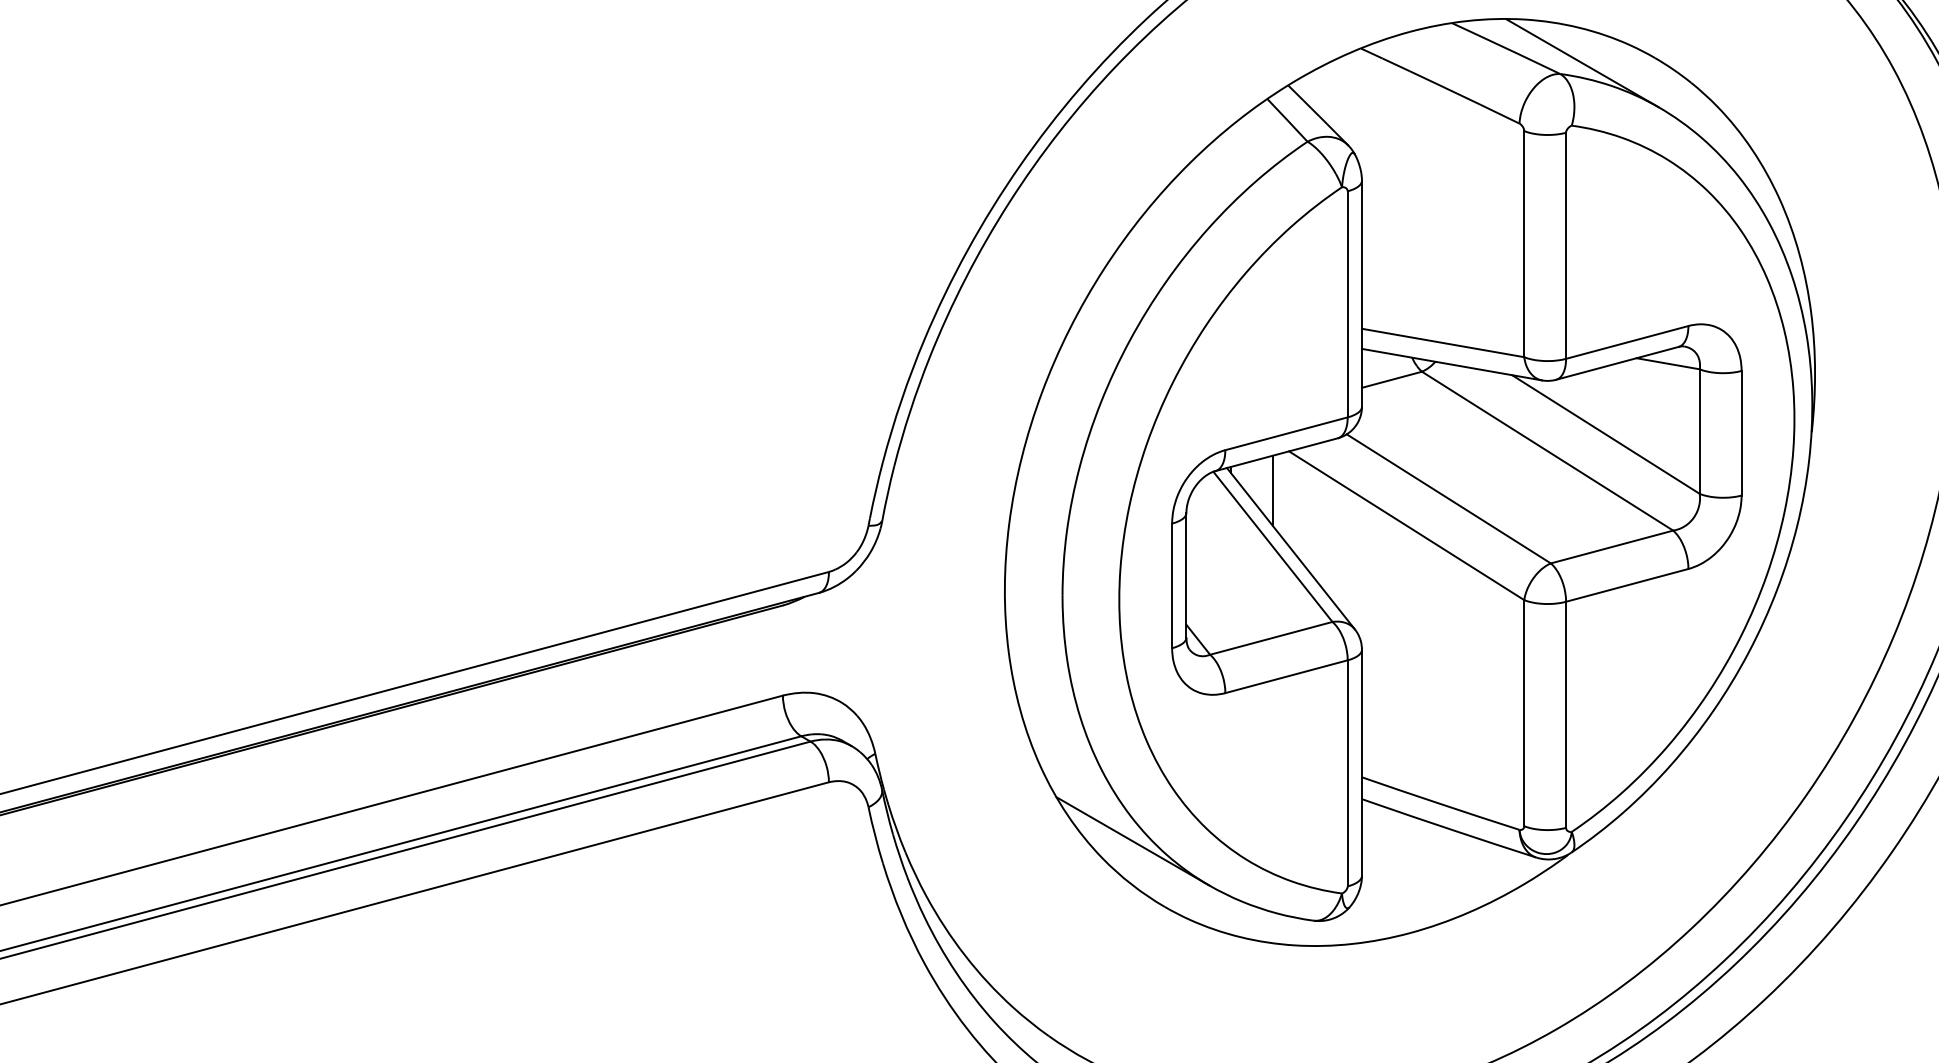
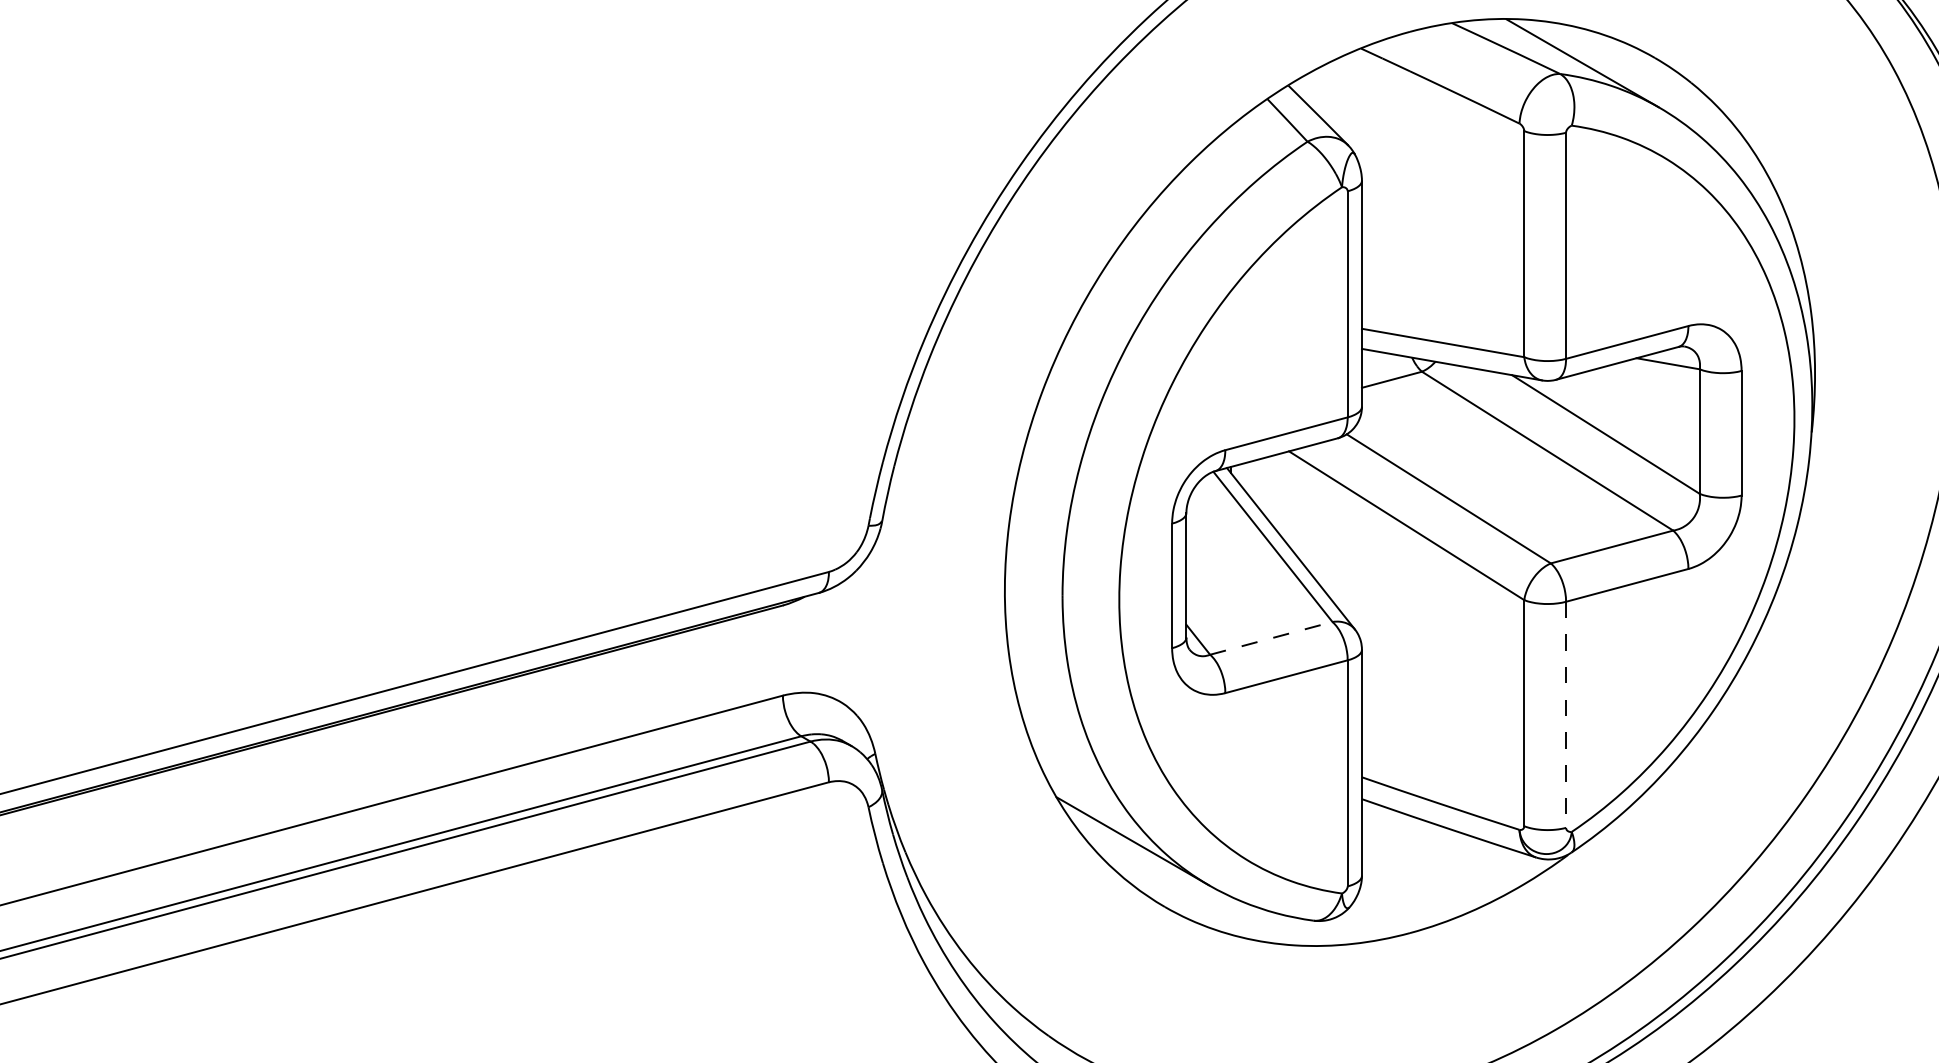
line: present -> none (1273, 490)
line: solid -> dashed (1271, 638)
line: solid -> dashed (1566, 715)
